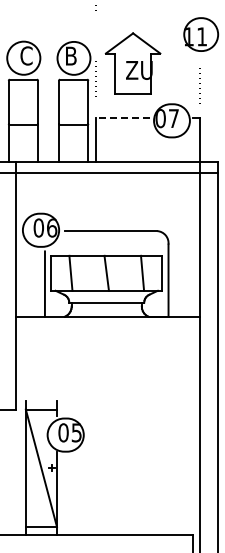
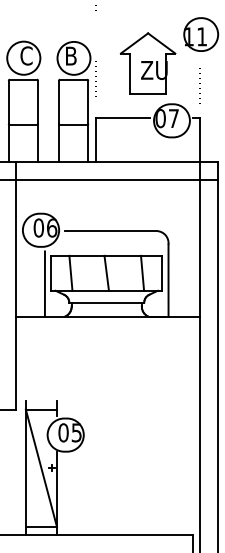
part position: (132, 63) -> (147, 63) (147, 63)
line: dashed -> solid (122, 118)
line position: (110, 173) -> (110, 180) (110, 180)
